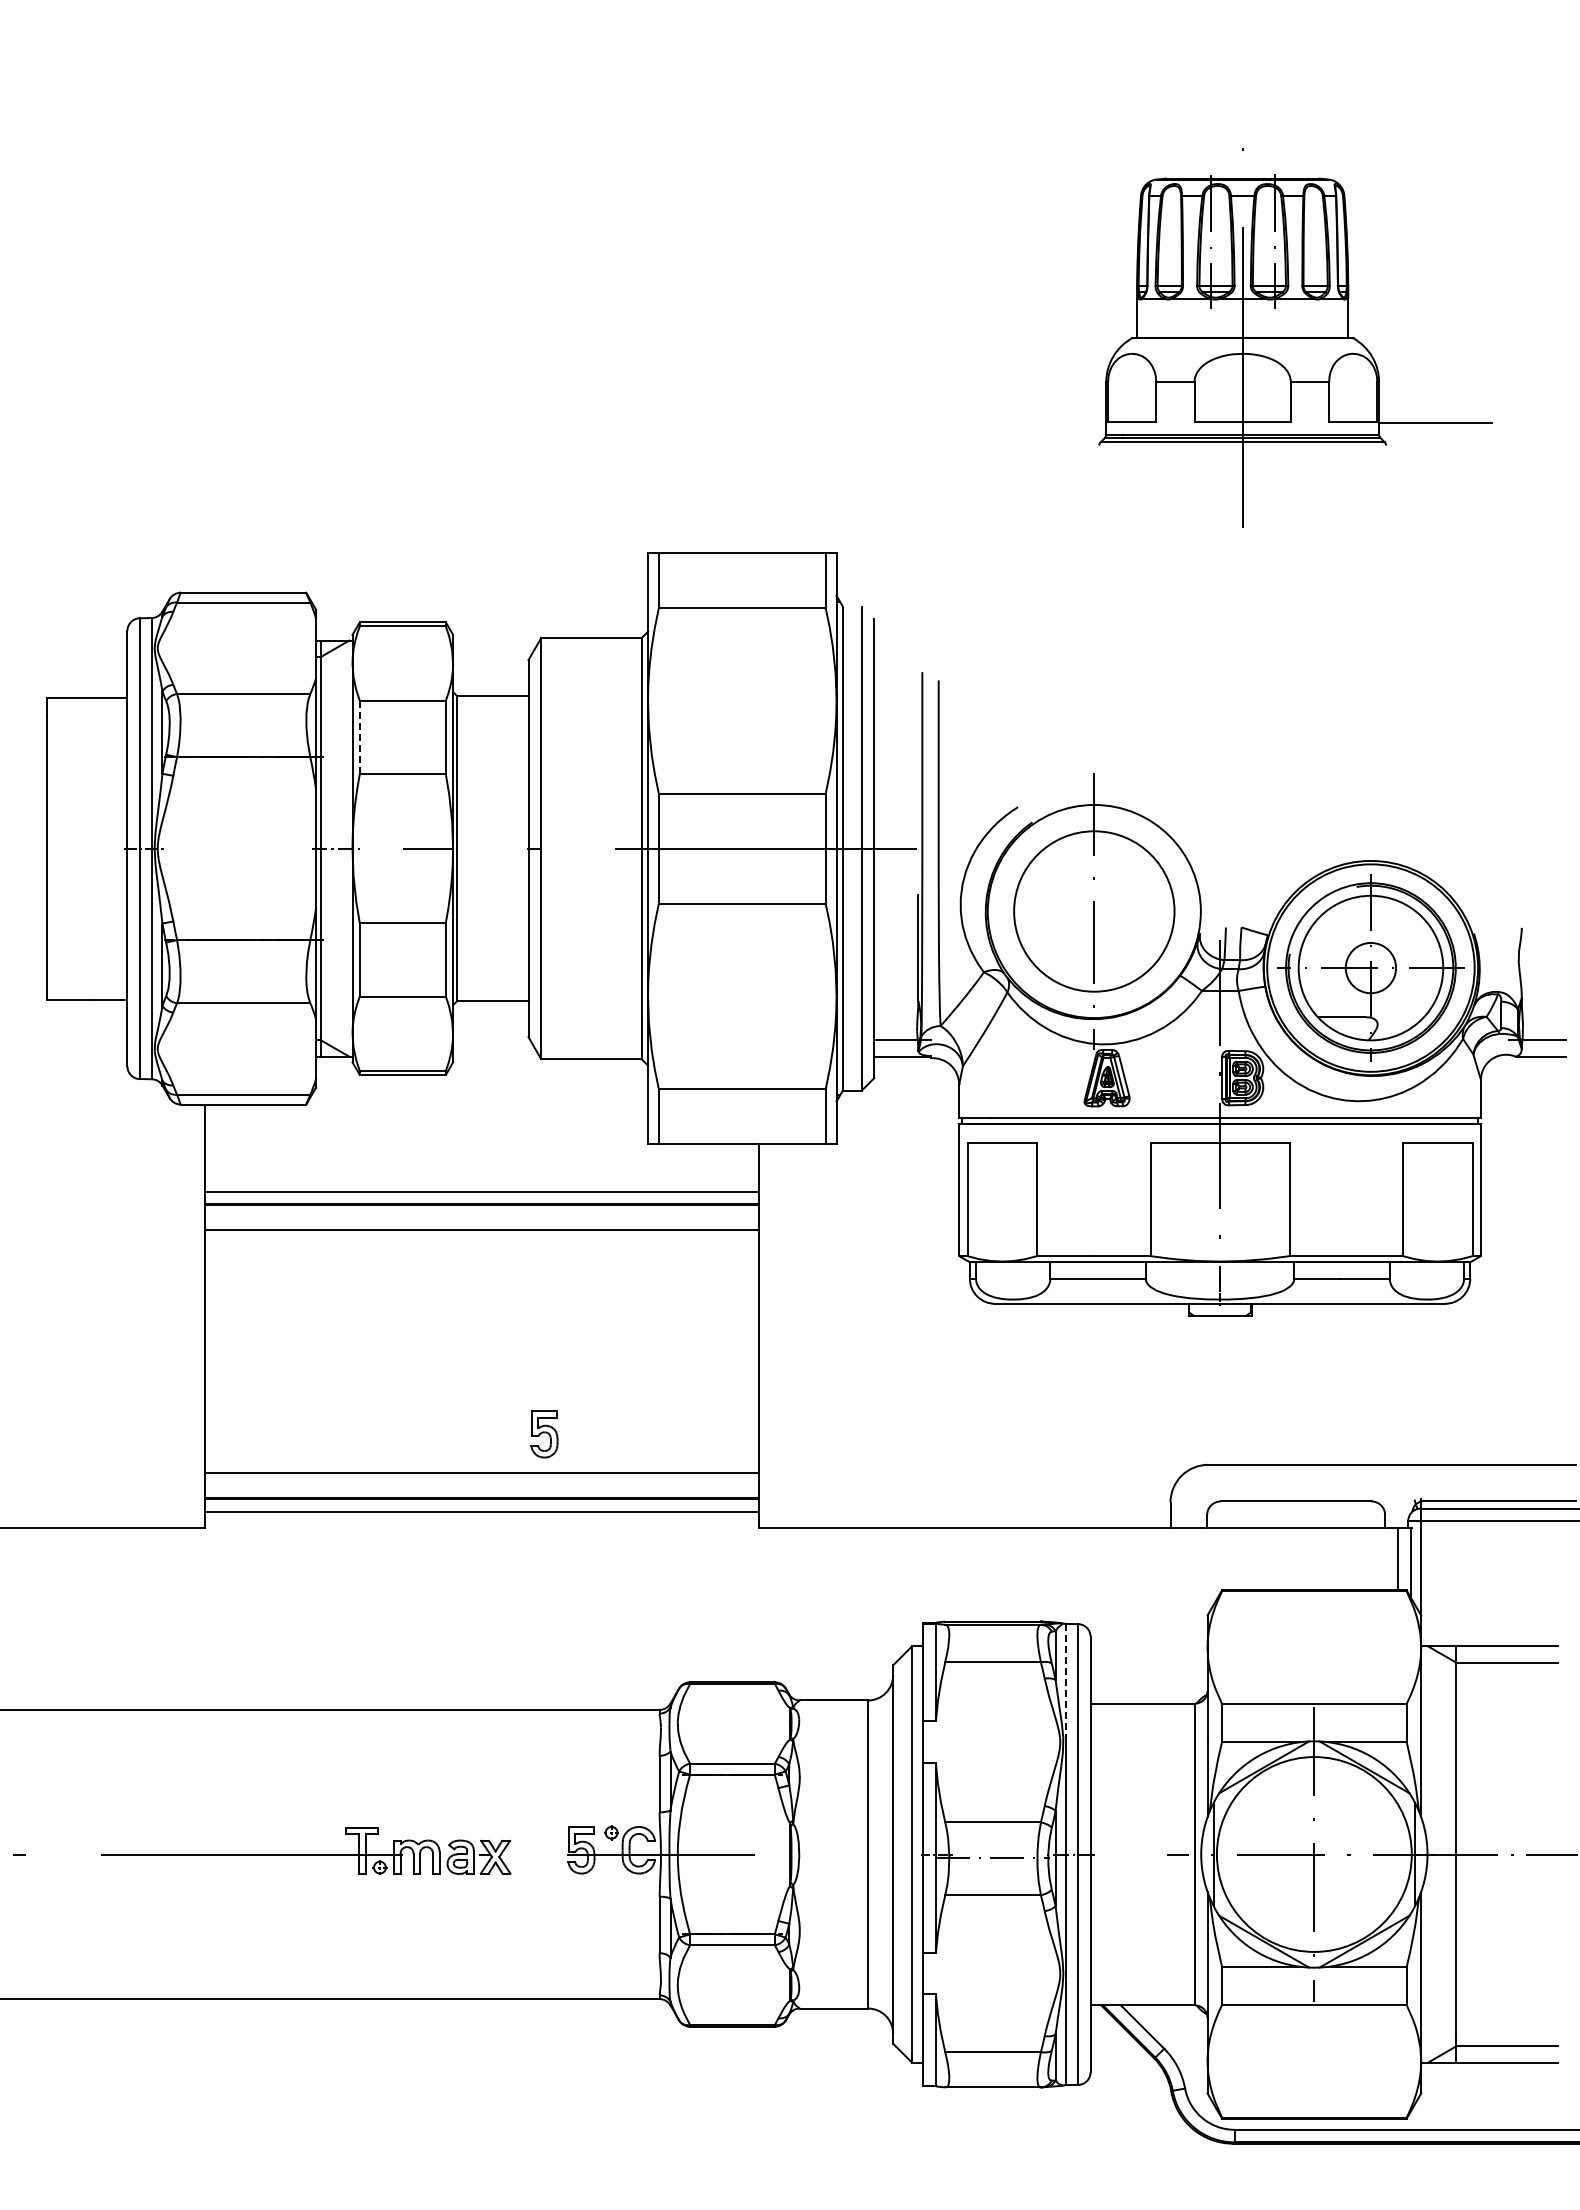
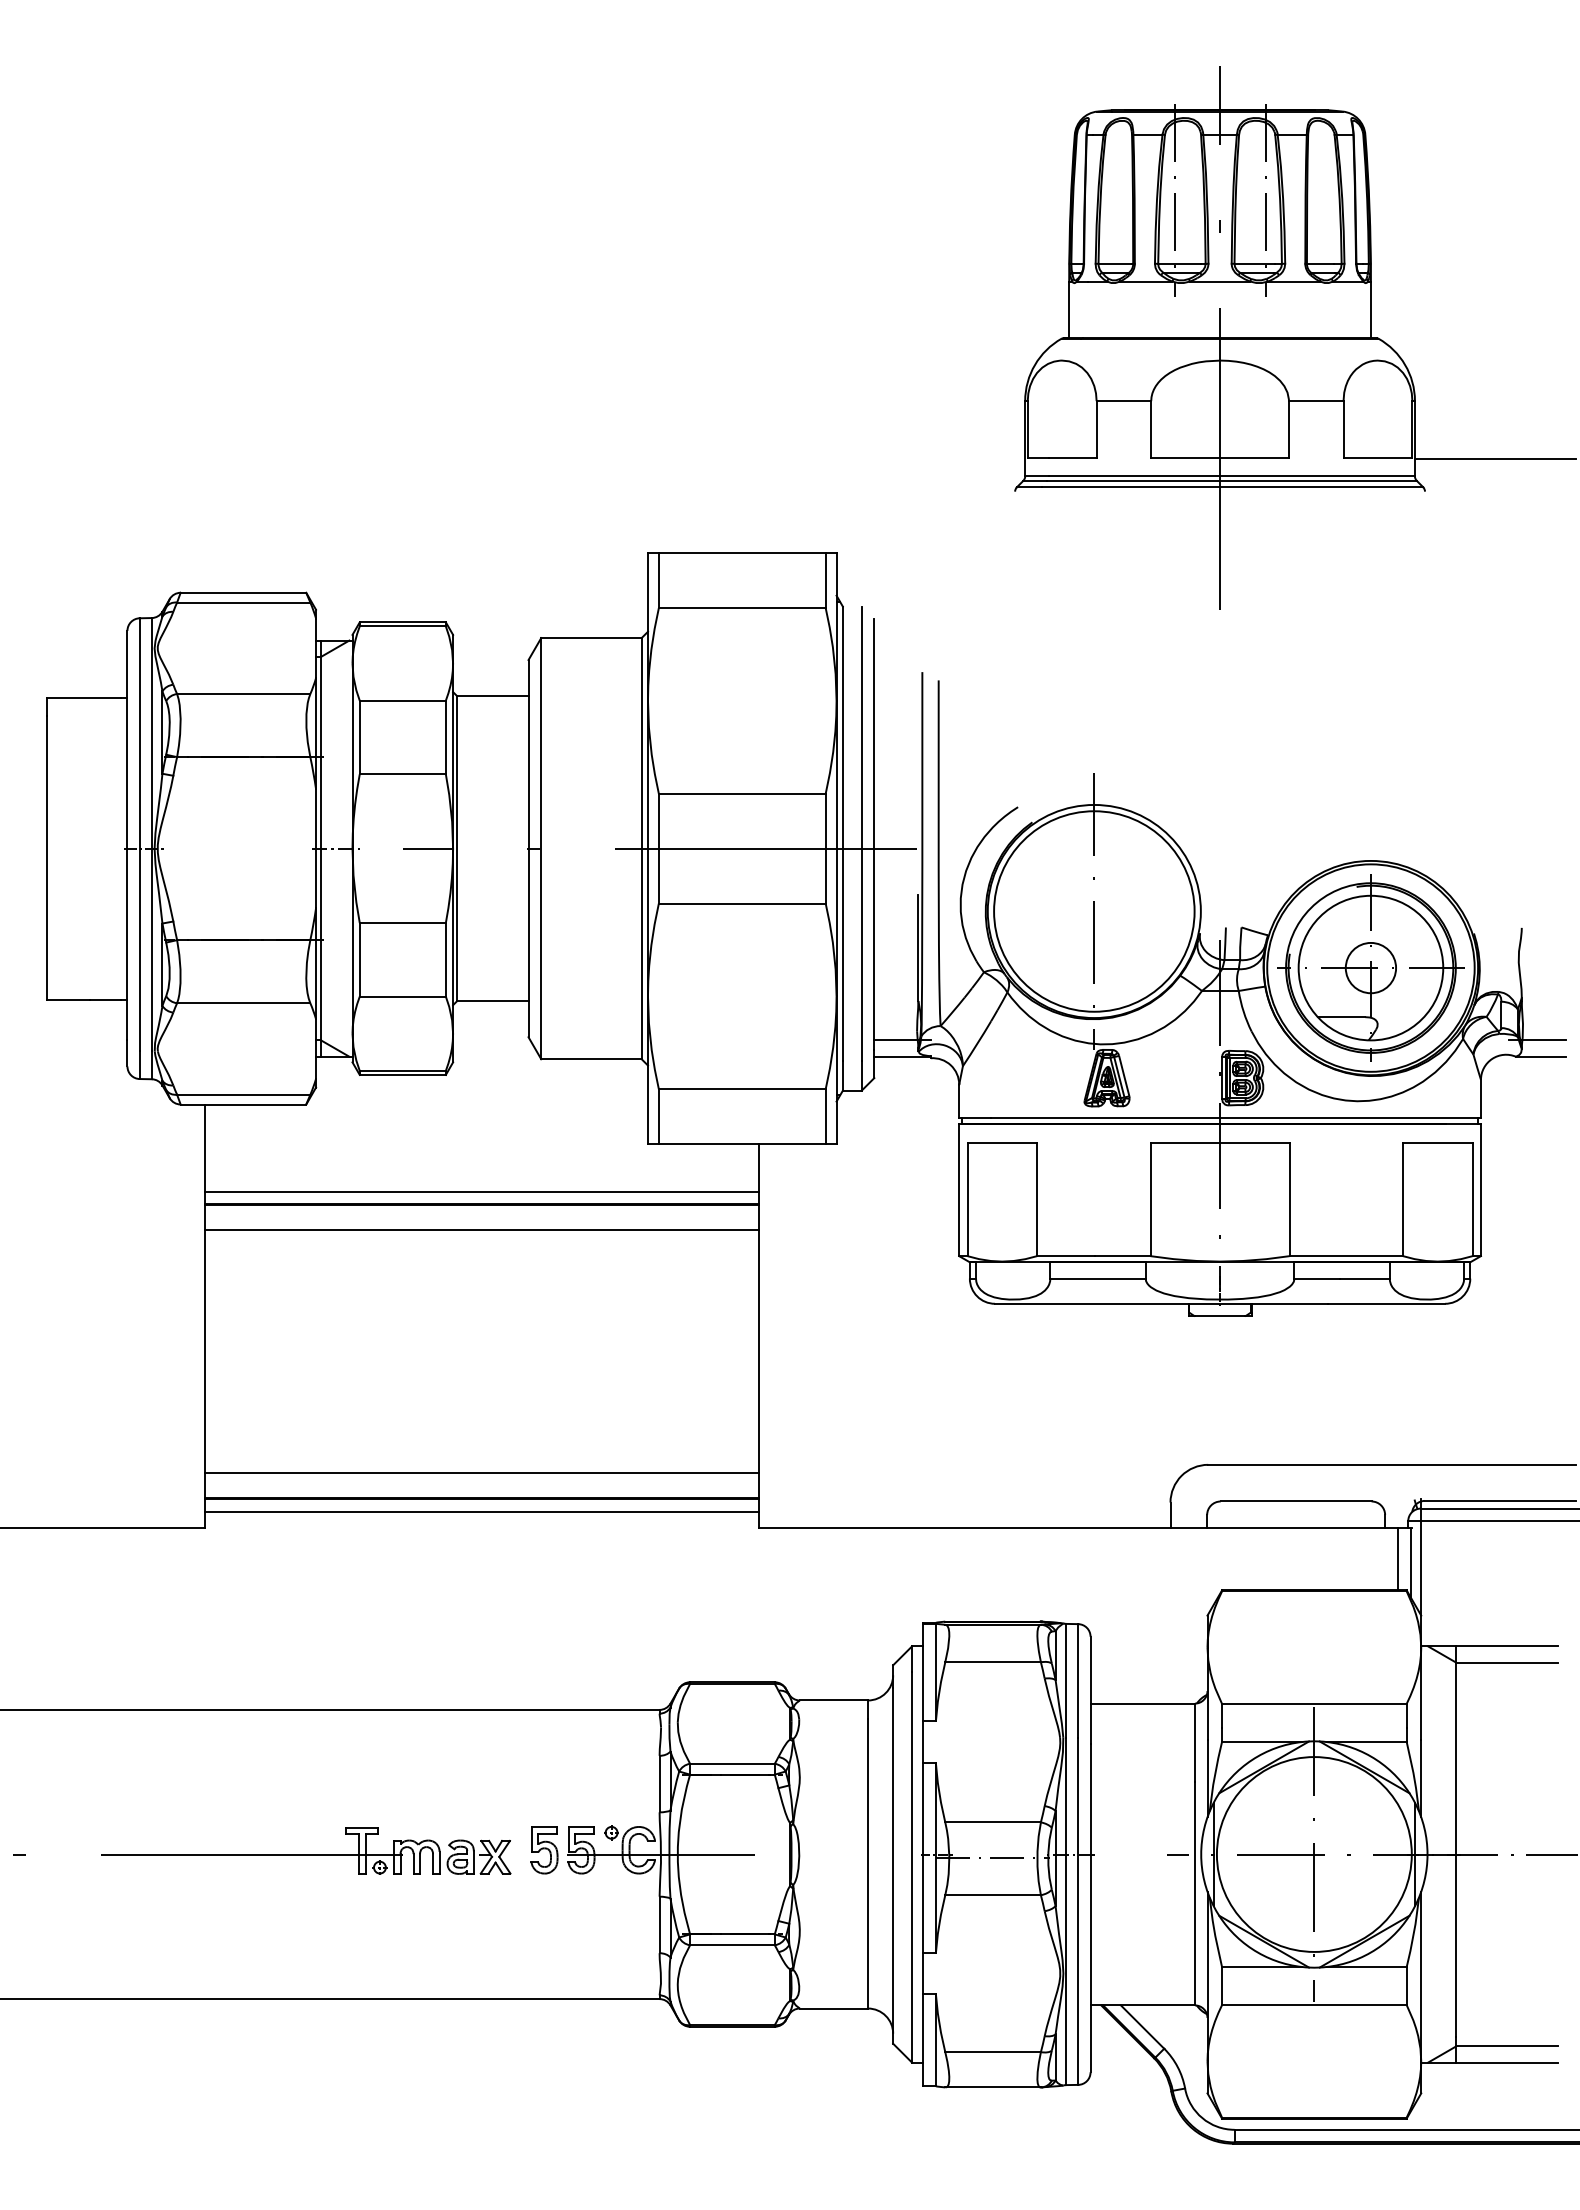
part size: 395x380 px -> 563x544 px (1295, 337)
line: dashed -> solid (359, 737)
circle diameter: 160 px -> 201 px (1094, 911)
part position: (544, 1434) -> (544, 1850) (544, 1850)
line: dashed -> solid (1066, 1681)
